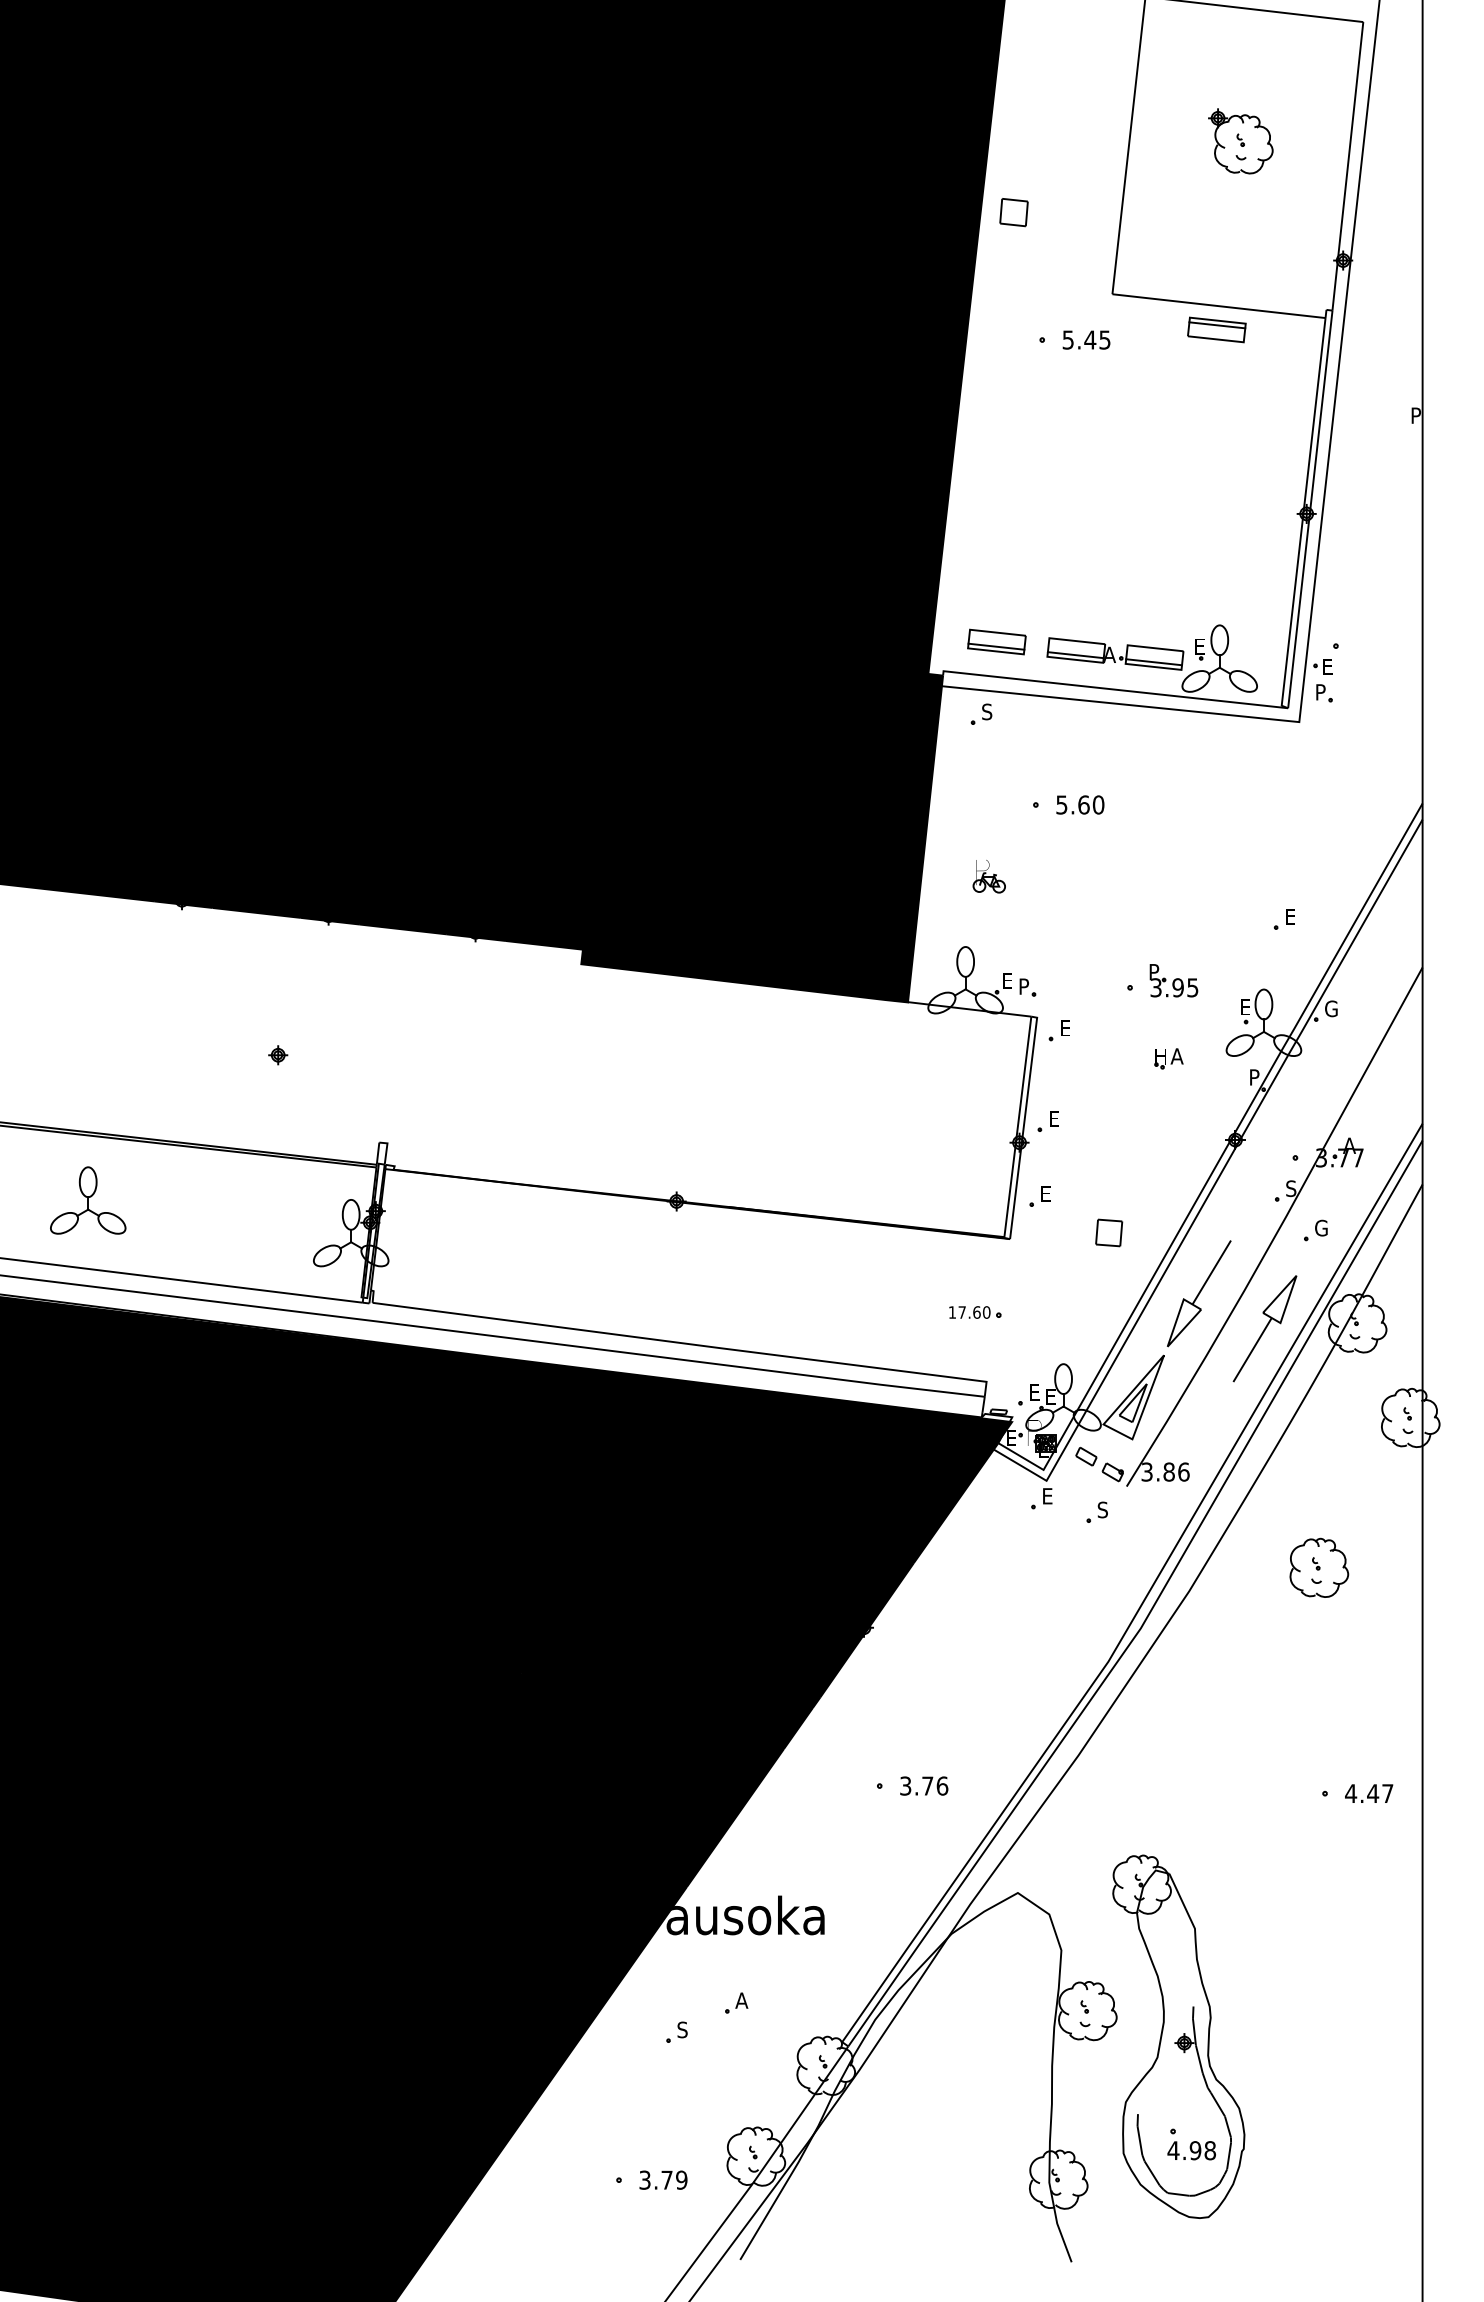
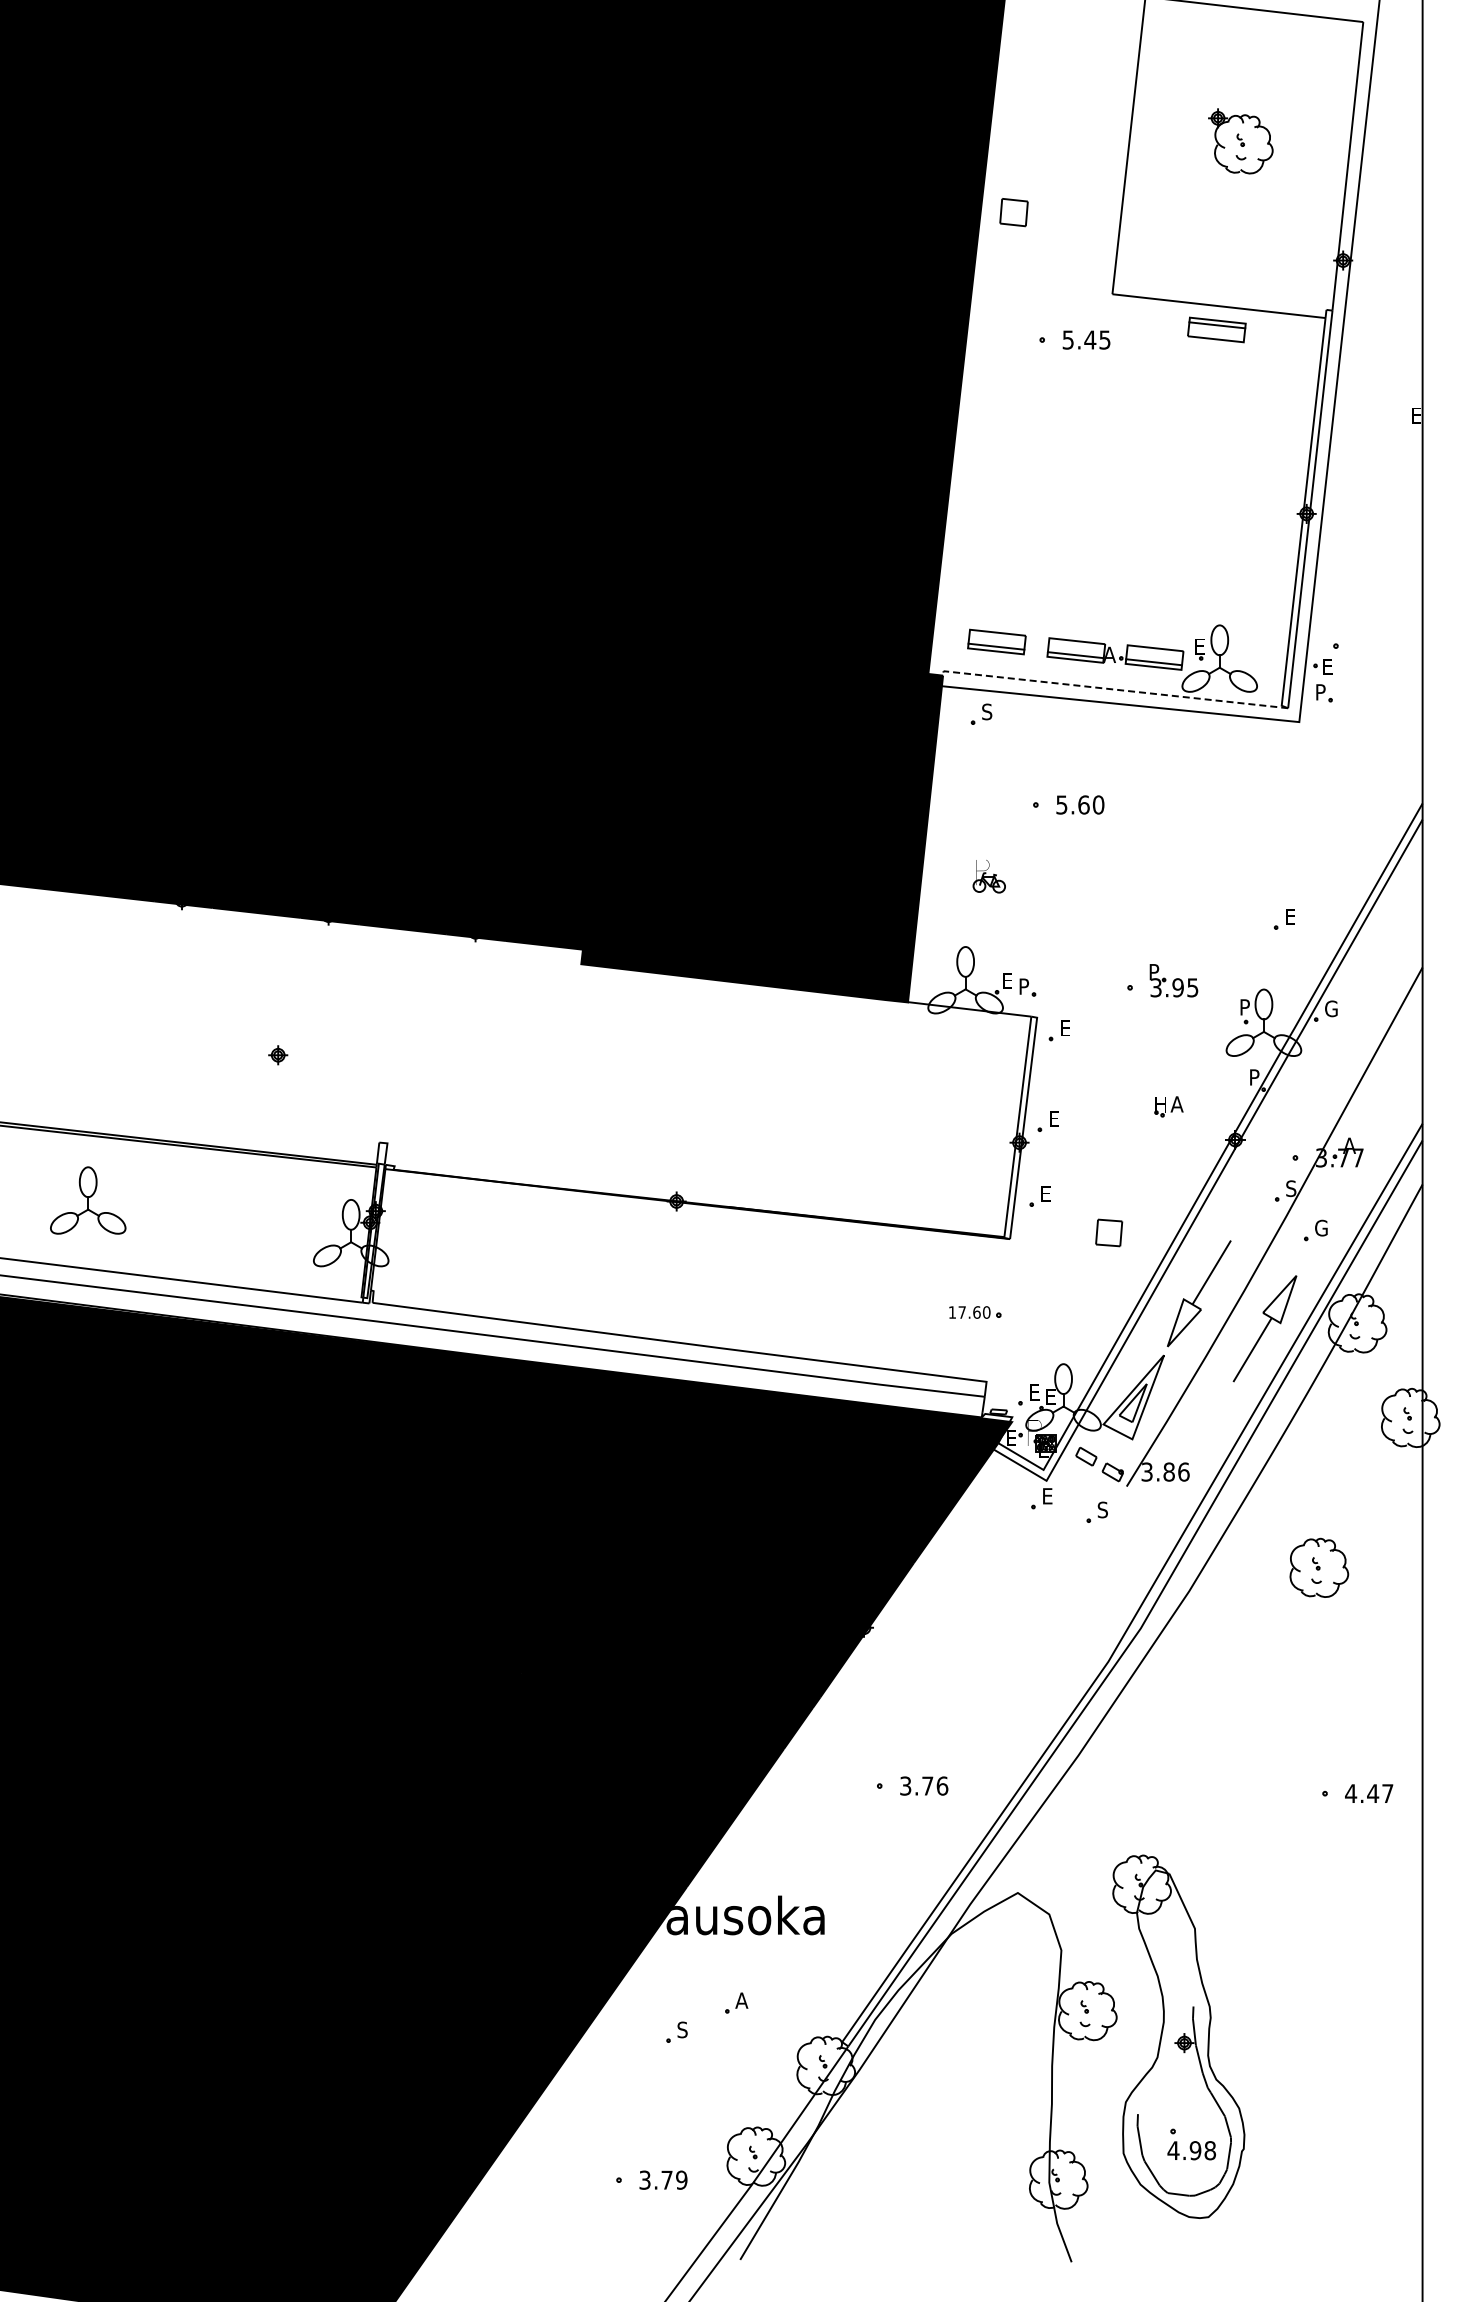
text: P -> E (1415, 415)
line: solid -> dashed (1112, 689)
text: E -> P (1244, 1007)
part position: (1168, 1058) -> (1168, 1106) (1168, 1106)
